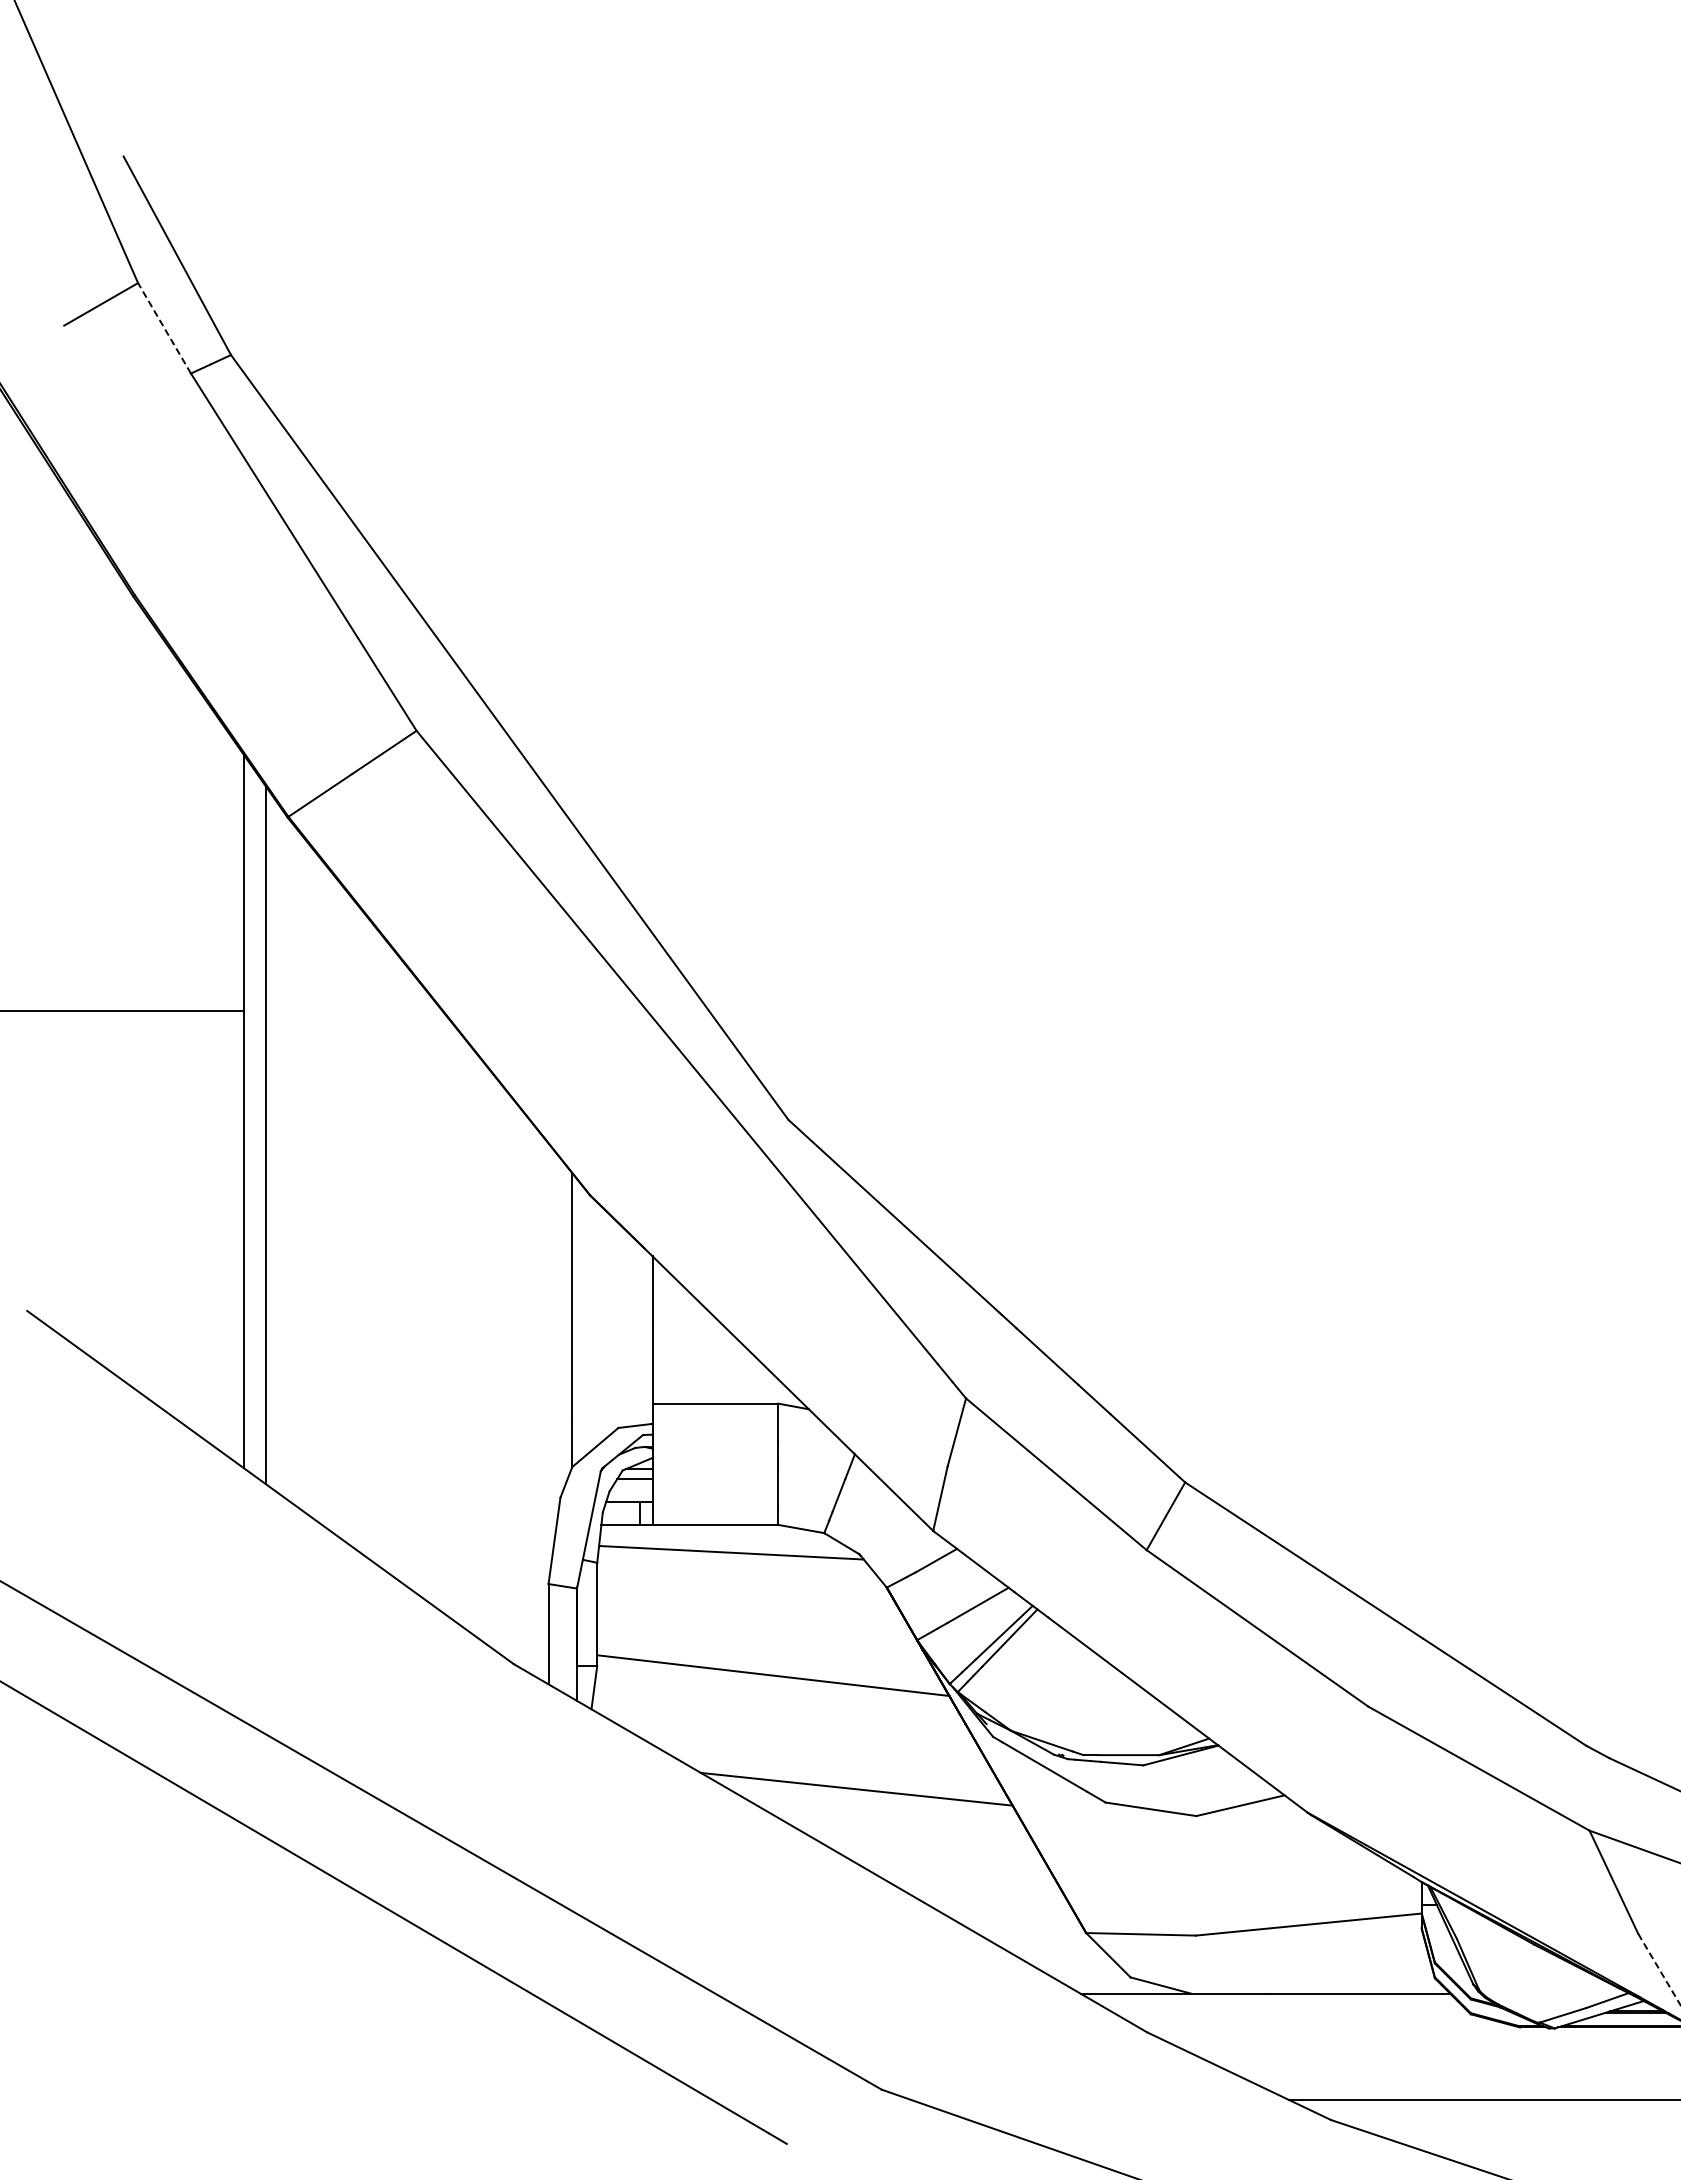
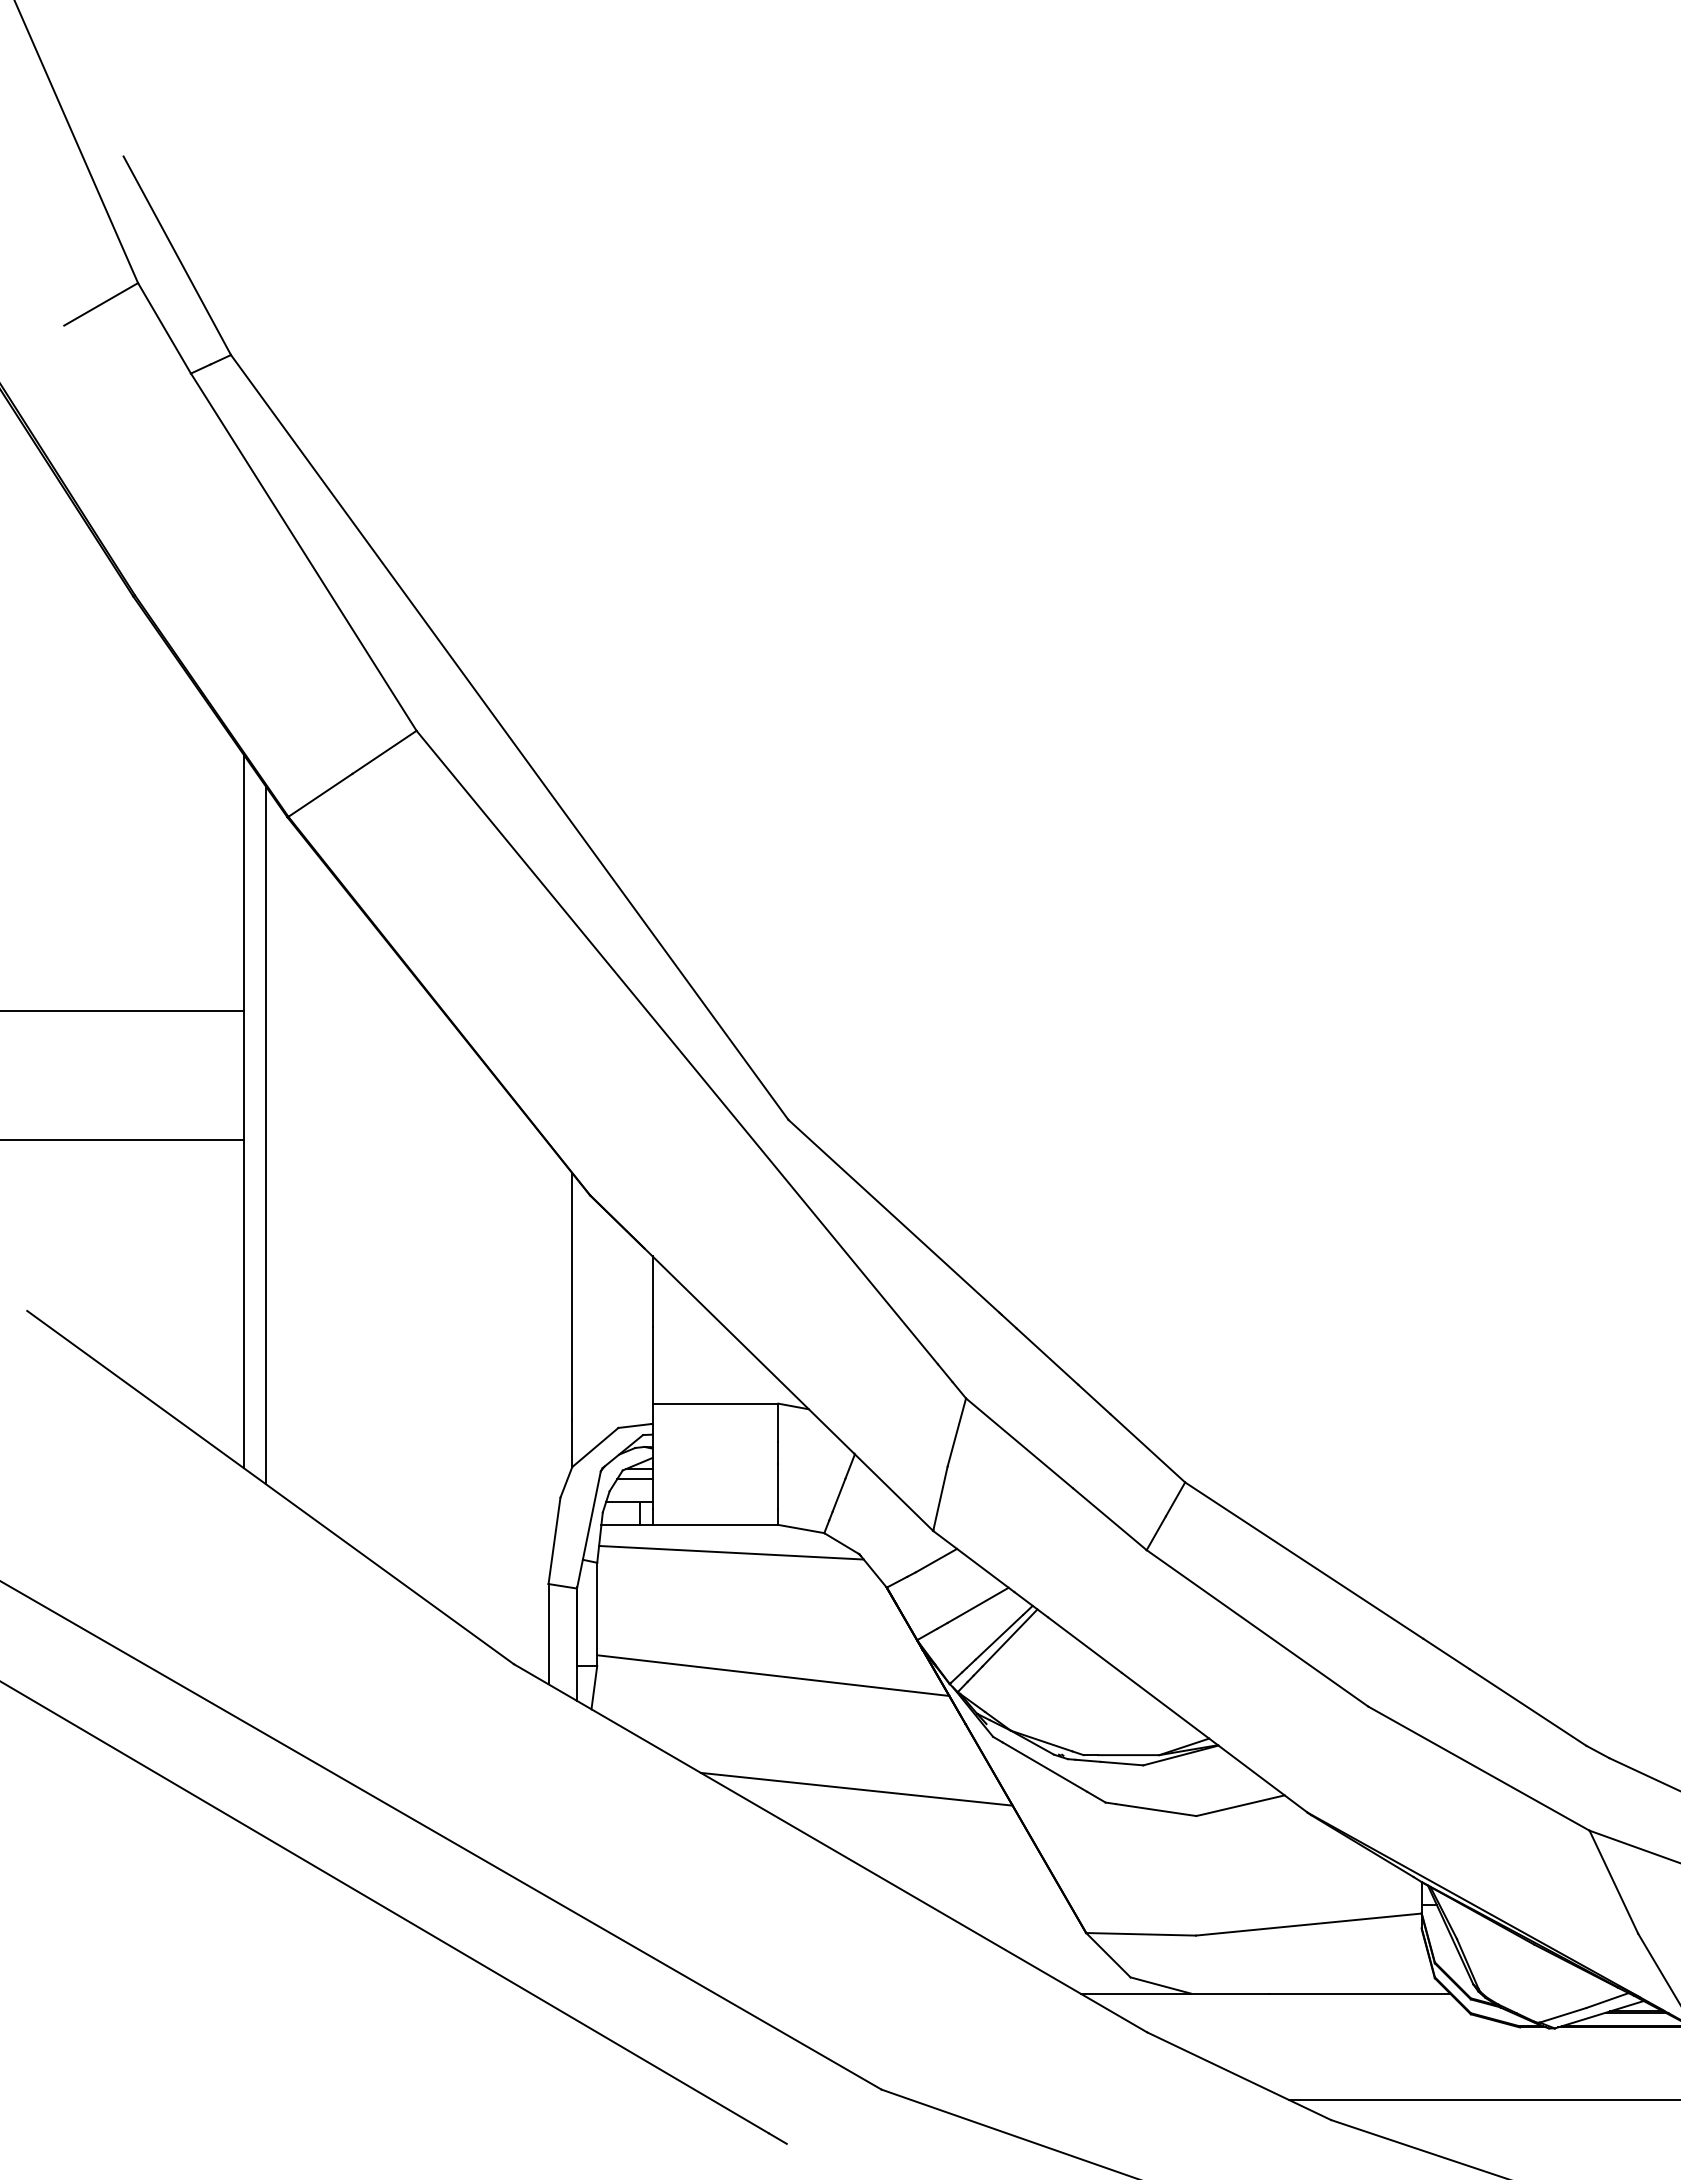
line: dashed -> solid (164, 327)
line: none -> present (123, 1140)
line: dashed -> solid (1659, 1969)
